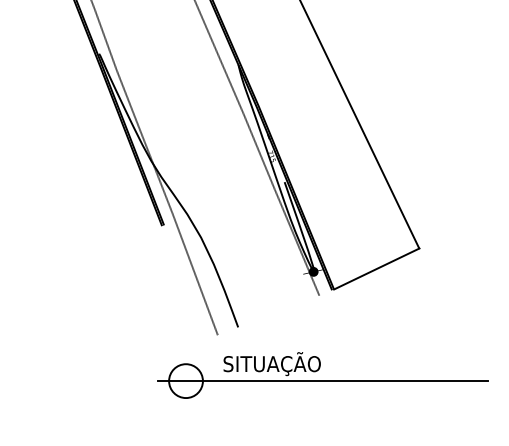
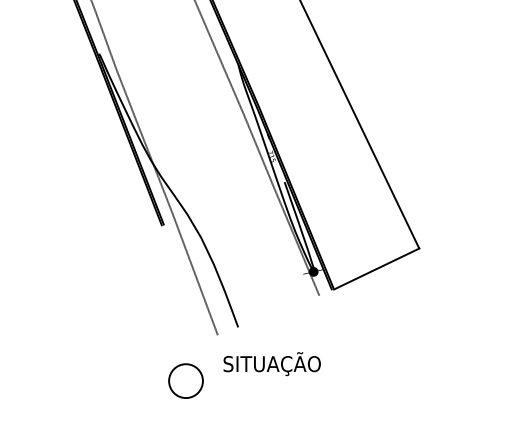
line: present -> none (322, 381)
